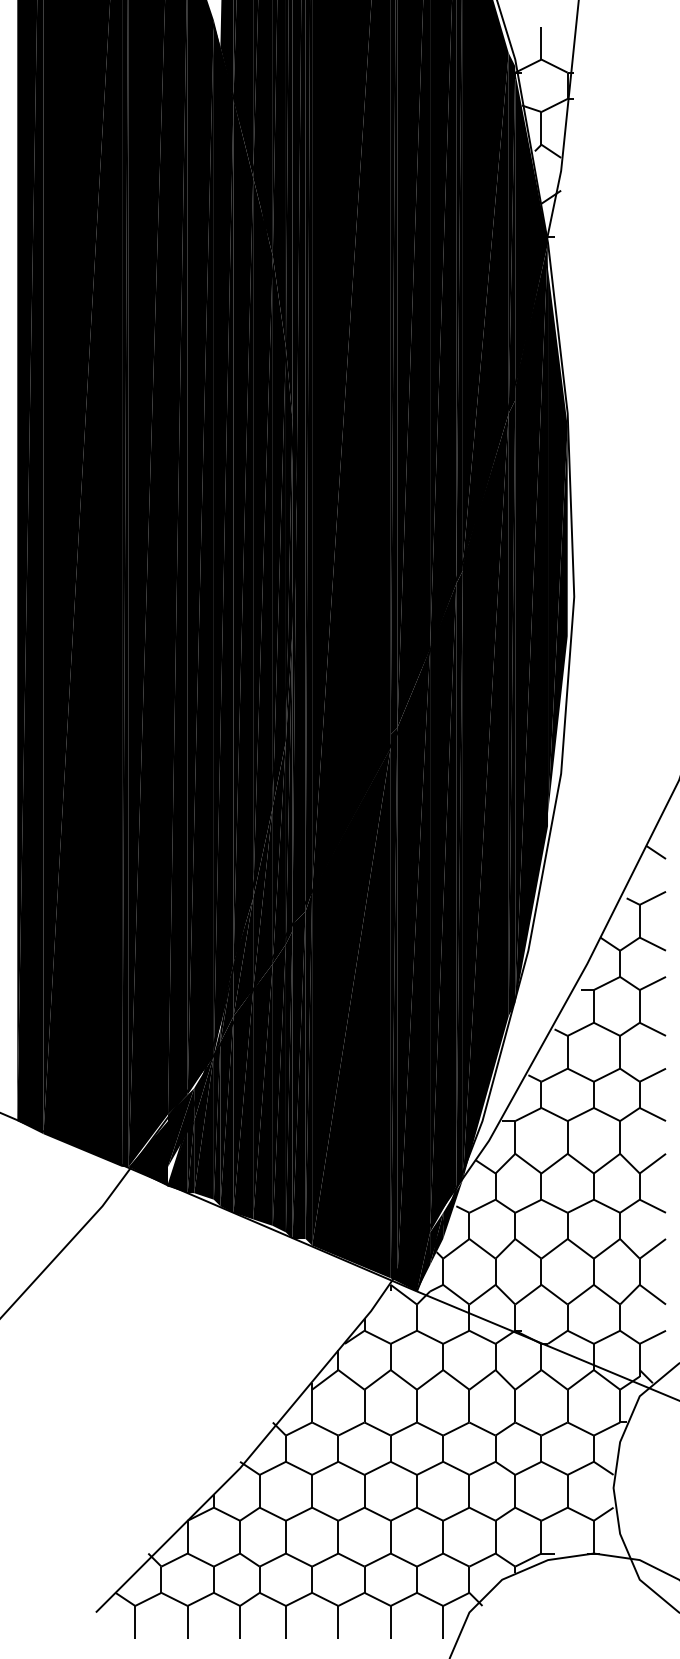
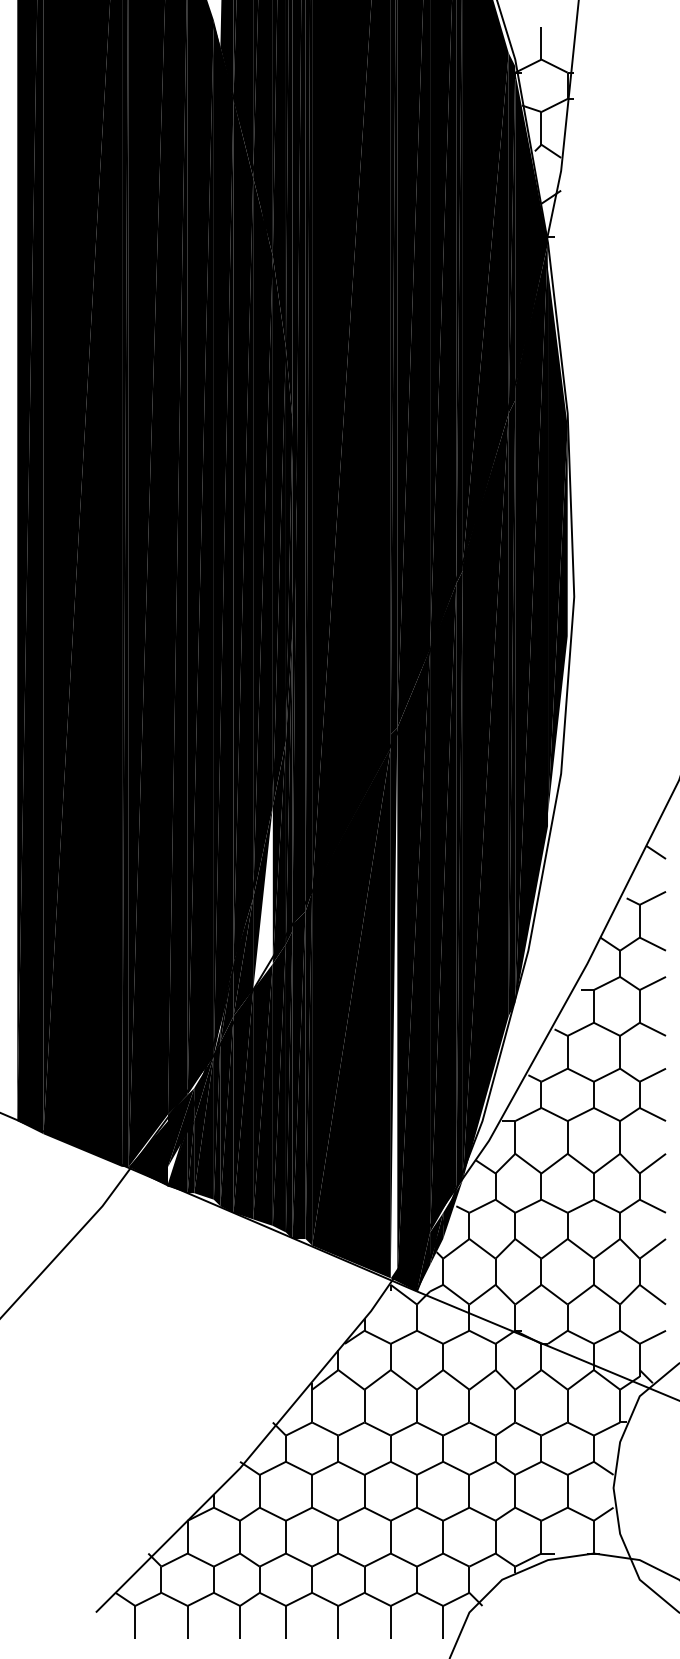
fill: present -> none (262, 898)
fill: present -> none (393, 1002)
